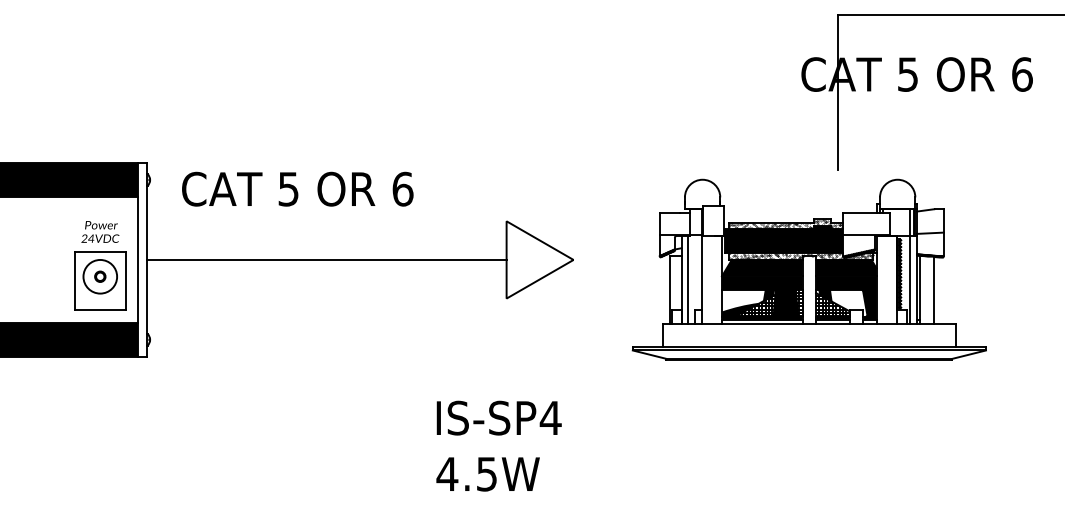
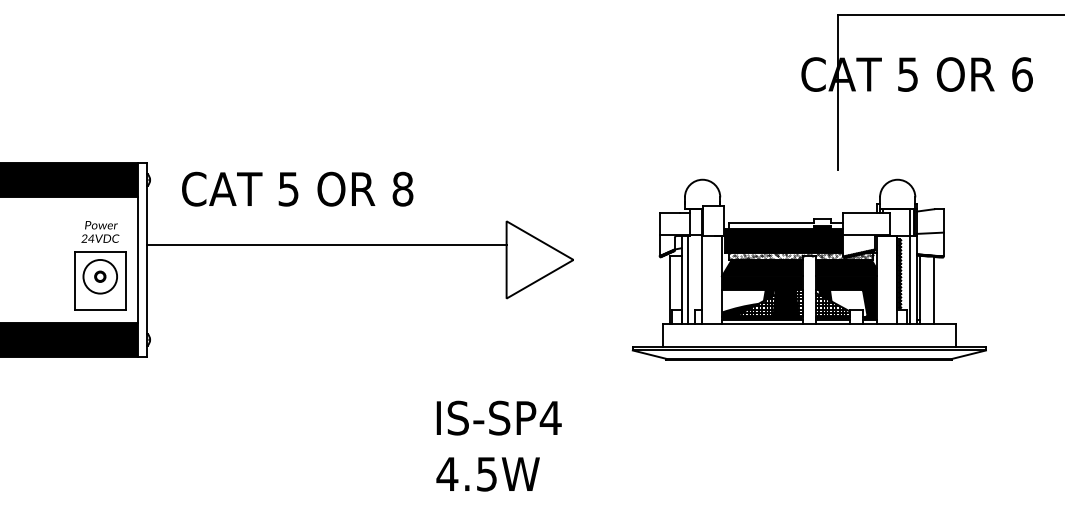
text: 6 -> 8 (402, 188)
hatch: present -> none (785, 224)
line position: (326, 259) -> (326, 244) (326, 244)
